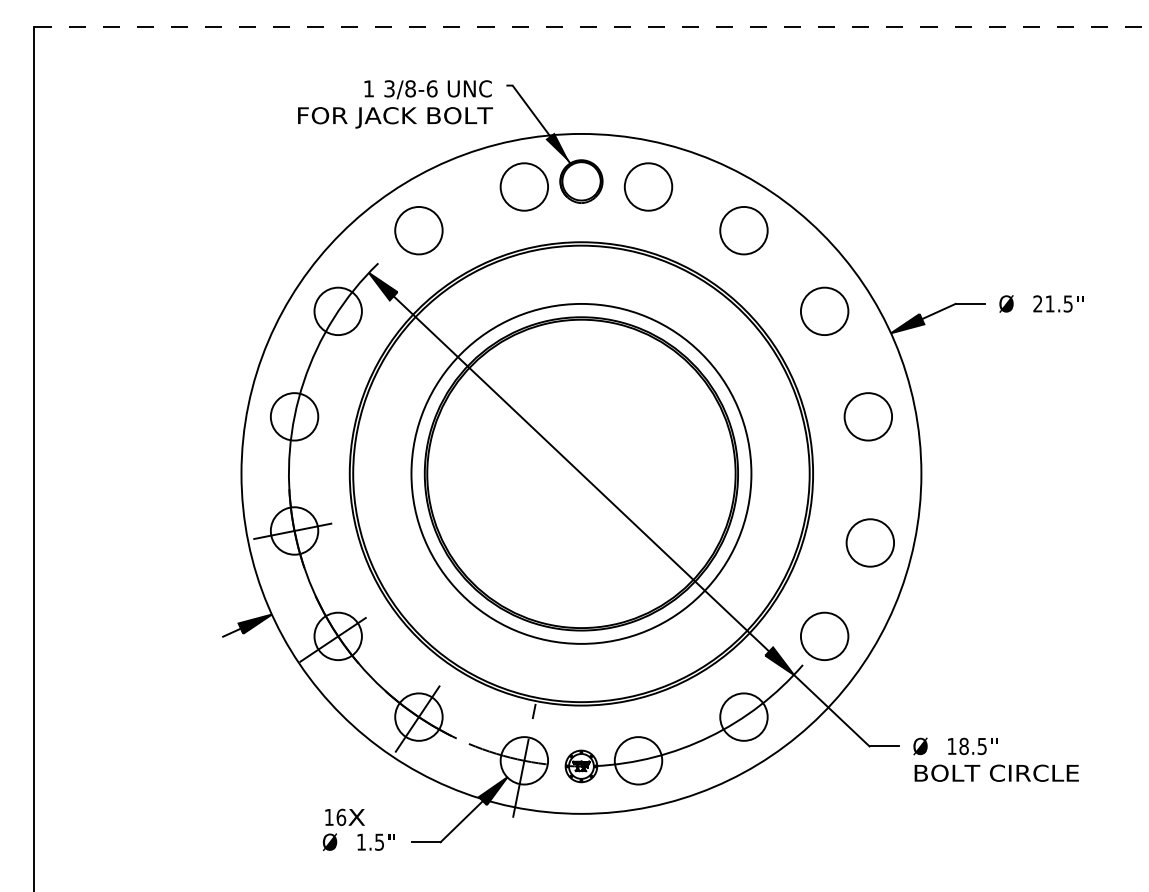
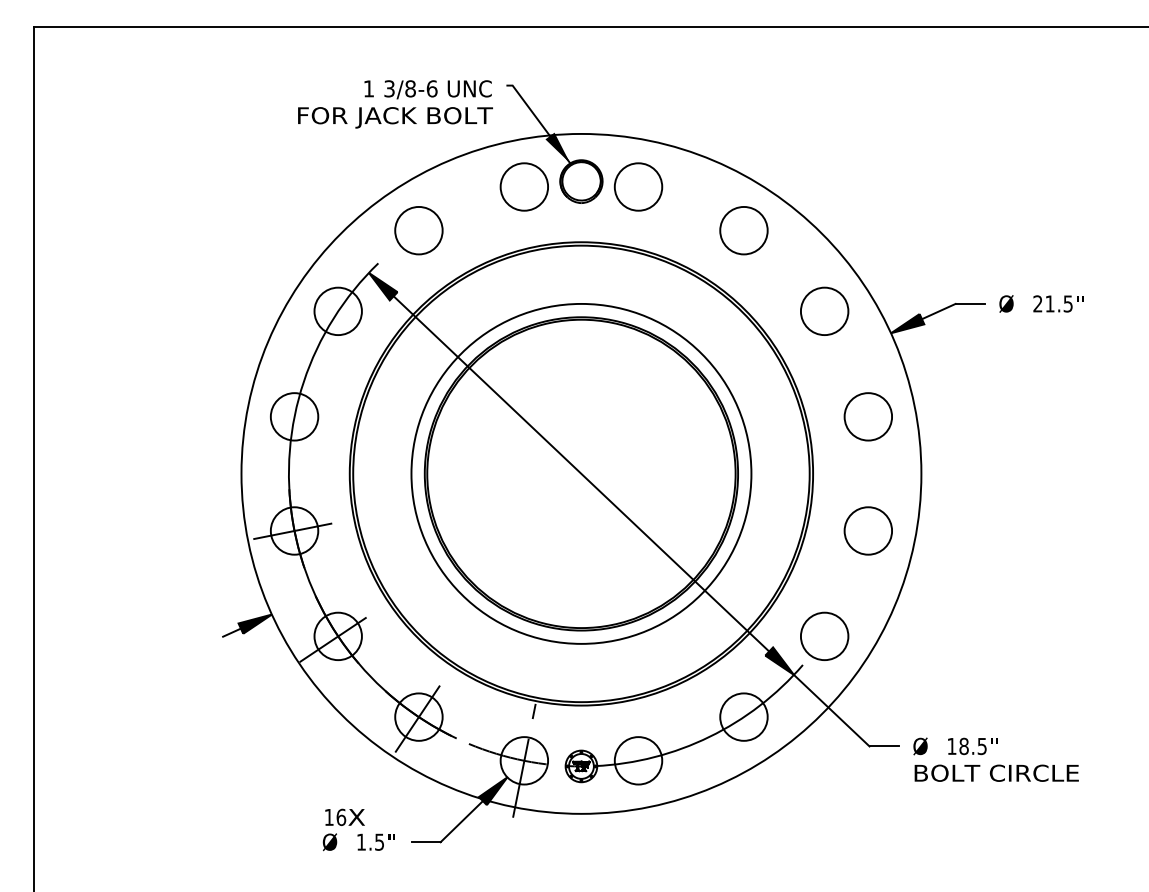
line: dashed -> solid (592, 26)
circle position: (648, 186) -> (638, 186) (638, 186)
circle position: (869, 542) -> (867, 530) (867, 530)
